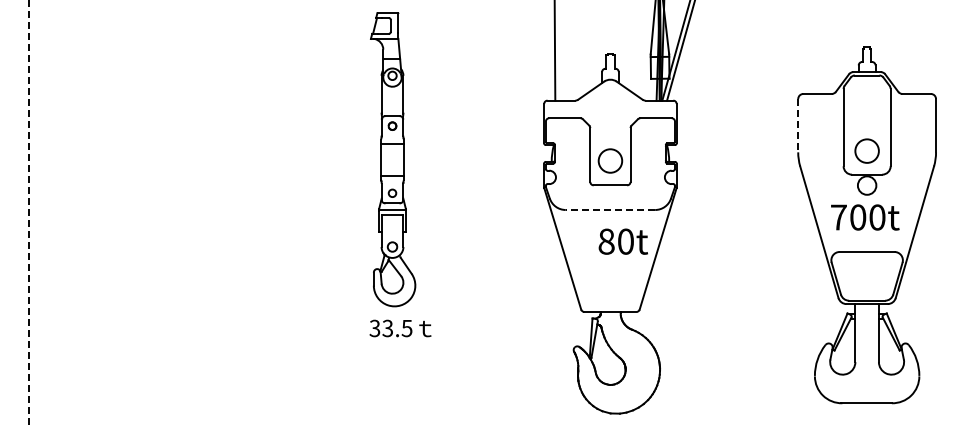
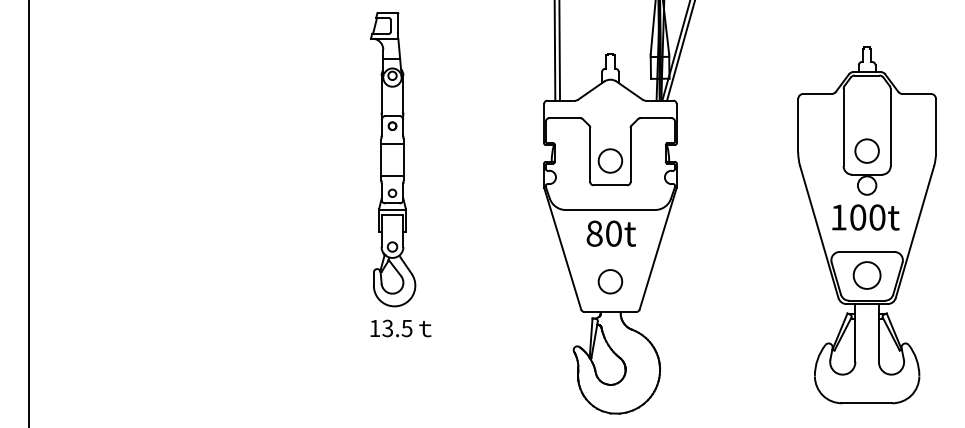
line: none -> present (559, 51)
line: dashed -> solid (798, 125)
line: dashed -> solid (610, 210)
line: dashed -> solid (28, 213)
text: 700t -> 100t (838, 217)
text position: (622, 241) -> (610, 233) (610, 233)
circle: none -> present (866, 275)
circle: none -> present (610, 281)
text: 33.5 -> 13.5 (374, 328)
